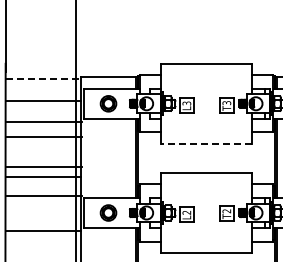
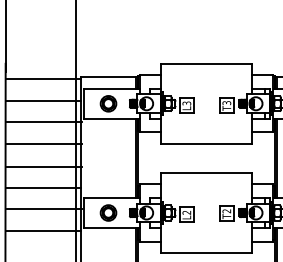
line: dashed -> solid (43, 79)
line position: (43, 137) -> (43, 144) (43, 144)
line: dashed -> solid (206, 143)
line position: (42, 176) -> (42, 187) (42, 187)
line position: (43, 196) -> (43, 209) (43, 209)
